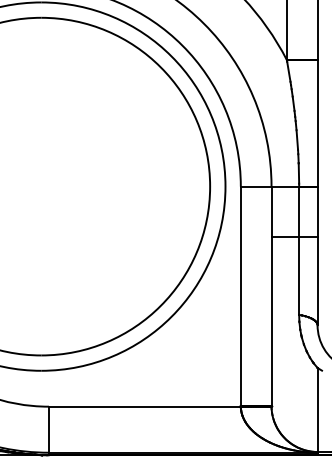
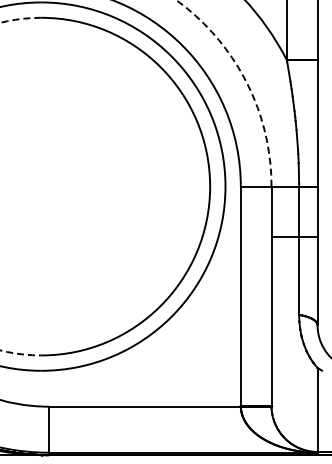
arc: solid -> dashed (245, 79)
arc: solid -> dashed (0, 350)
